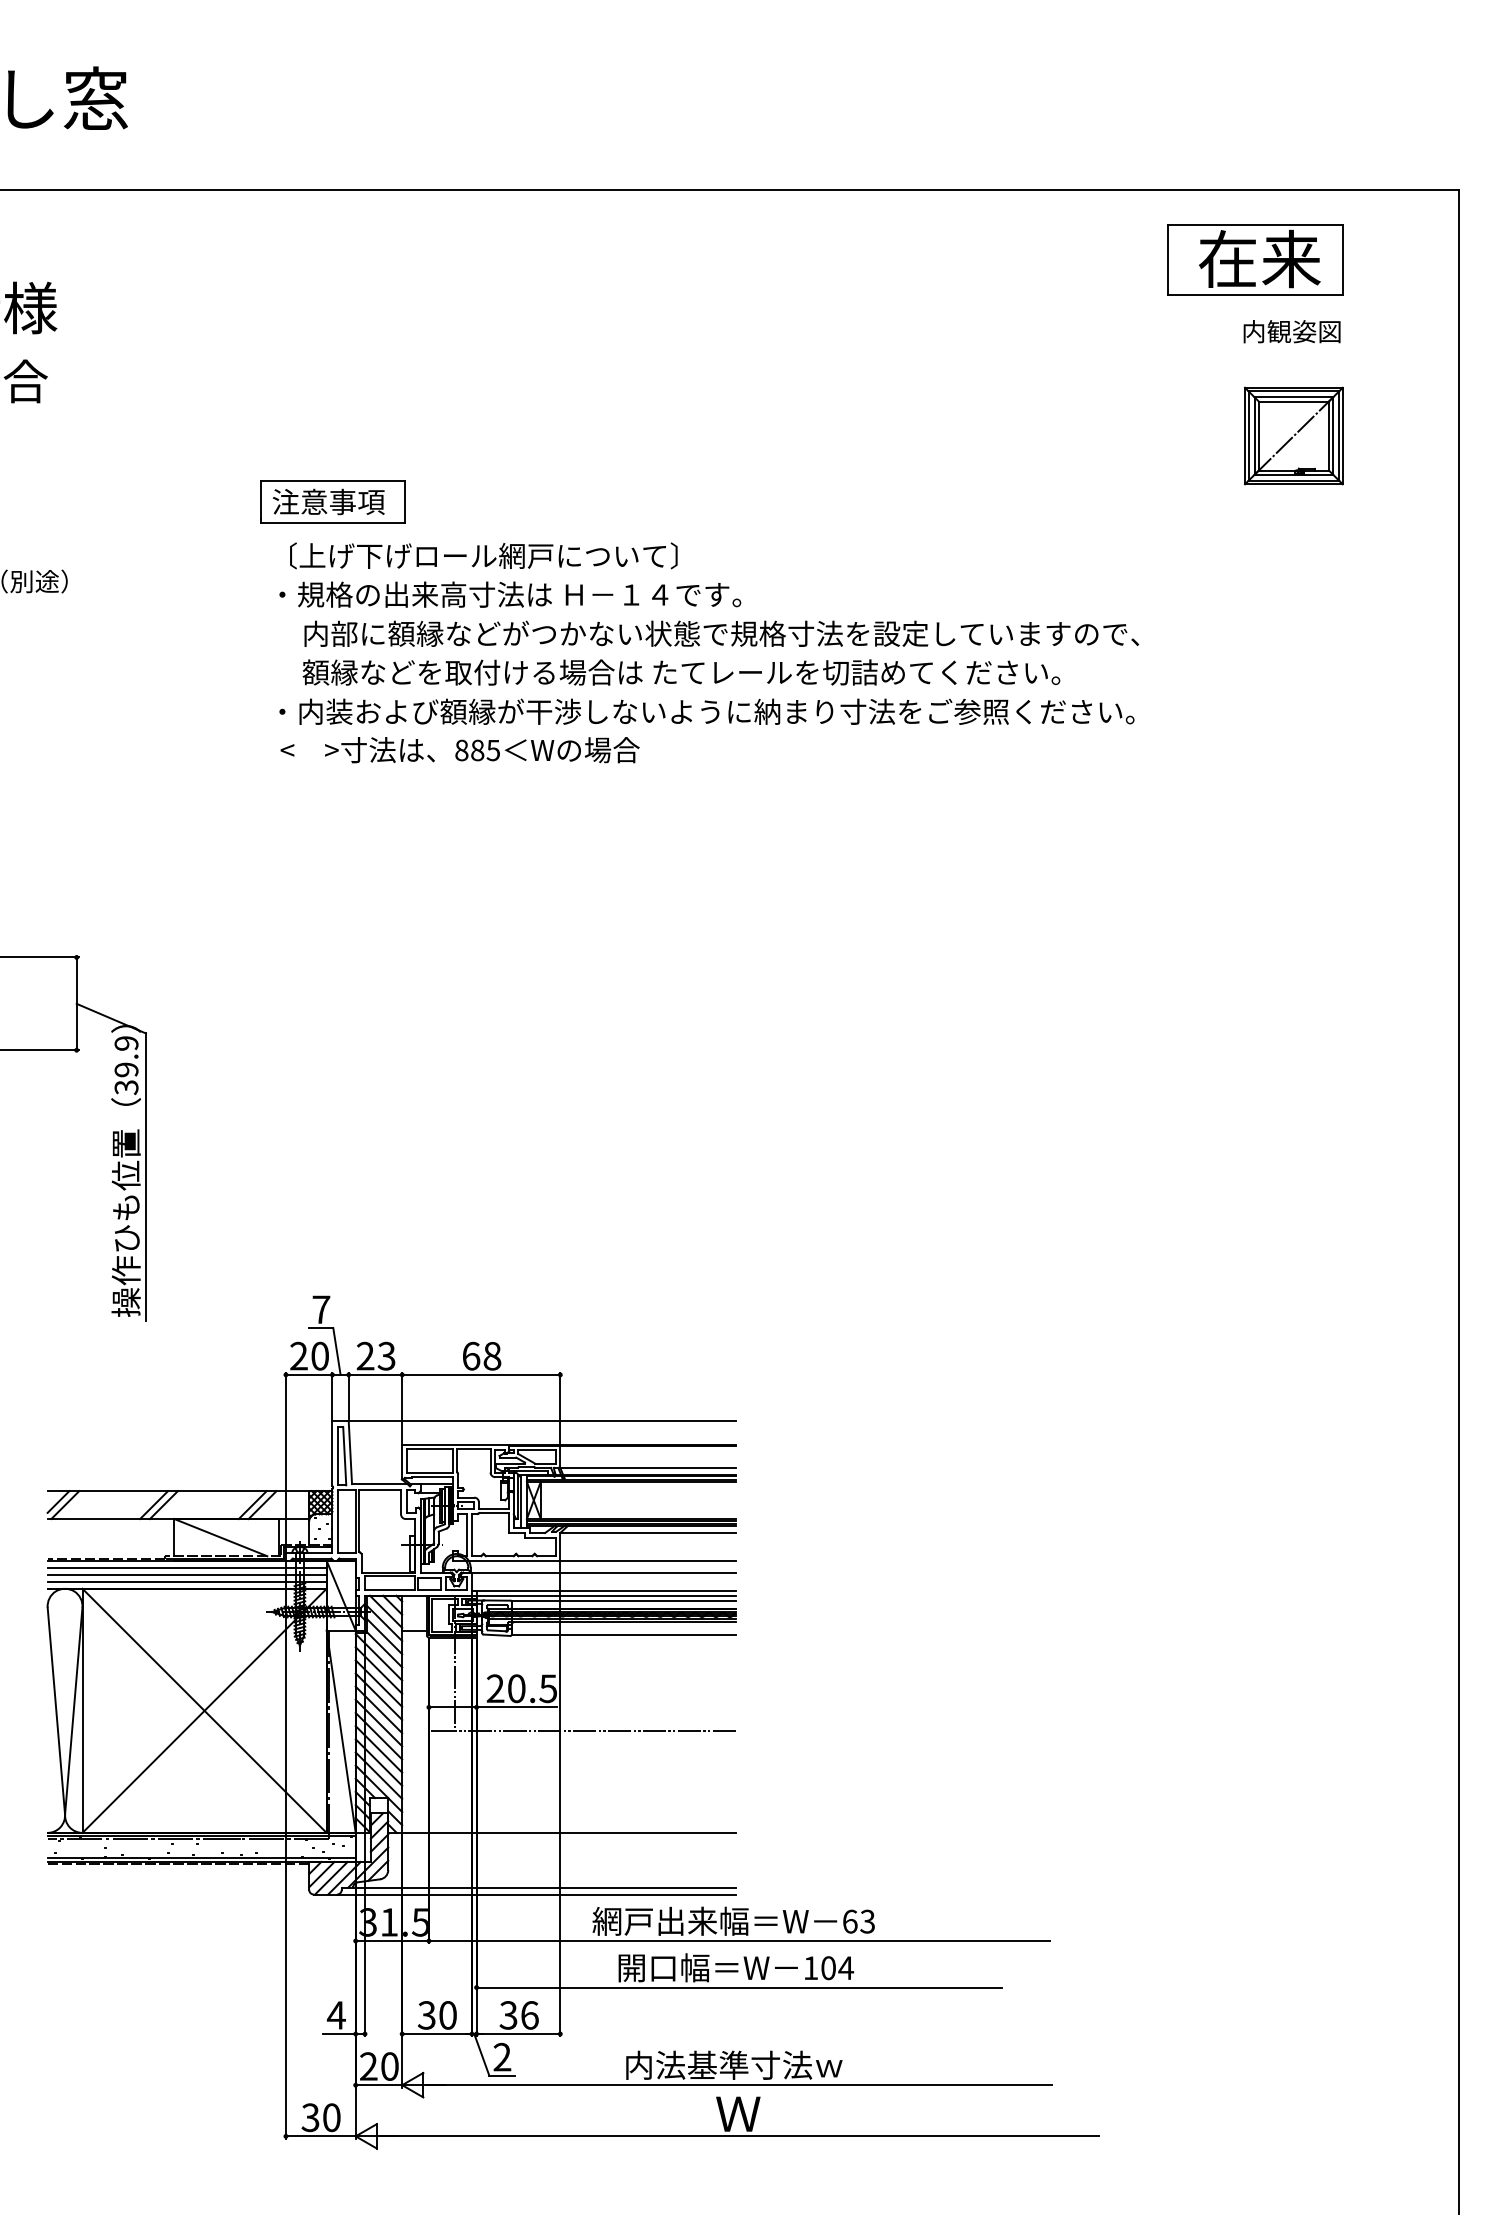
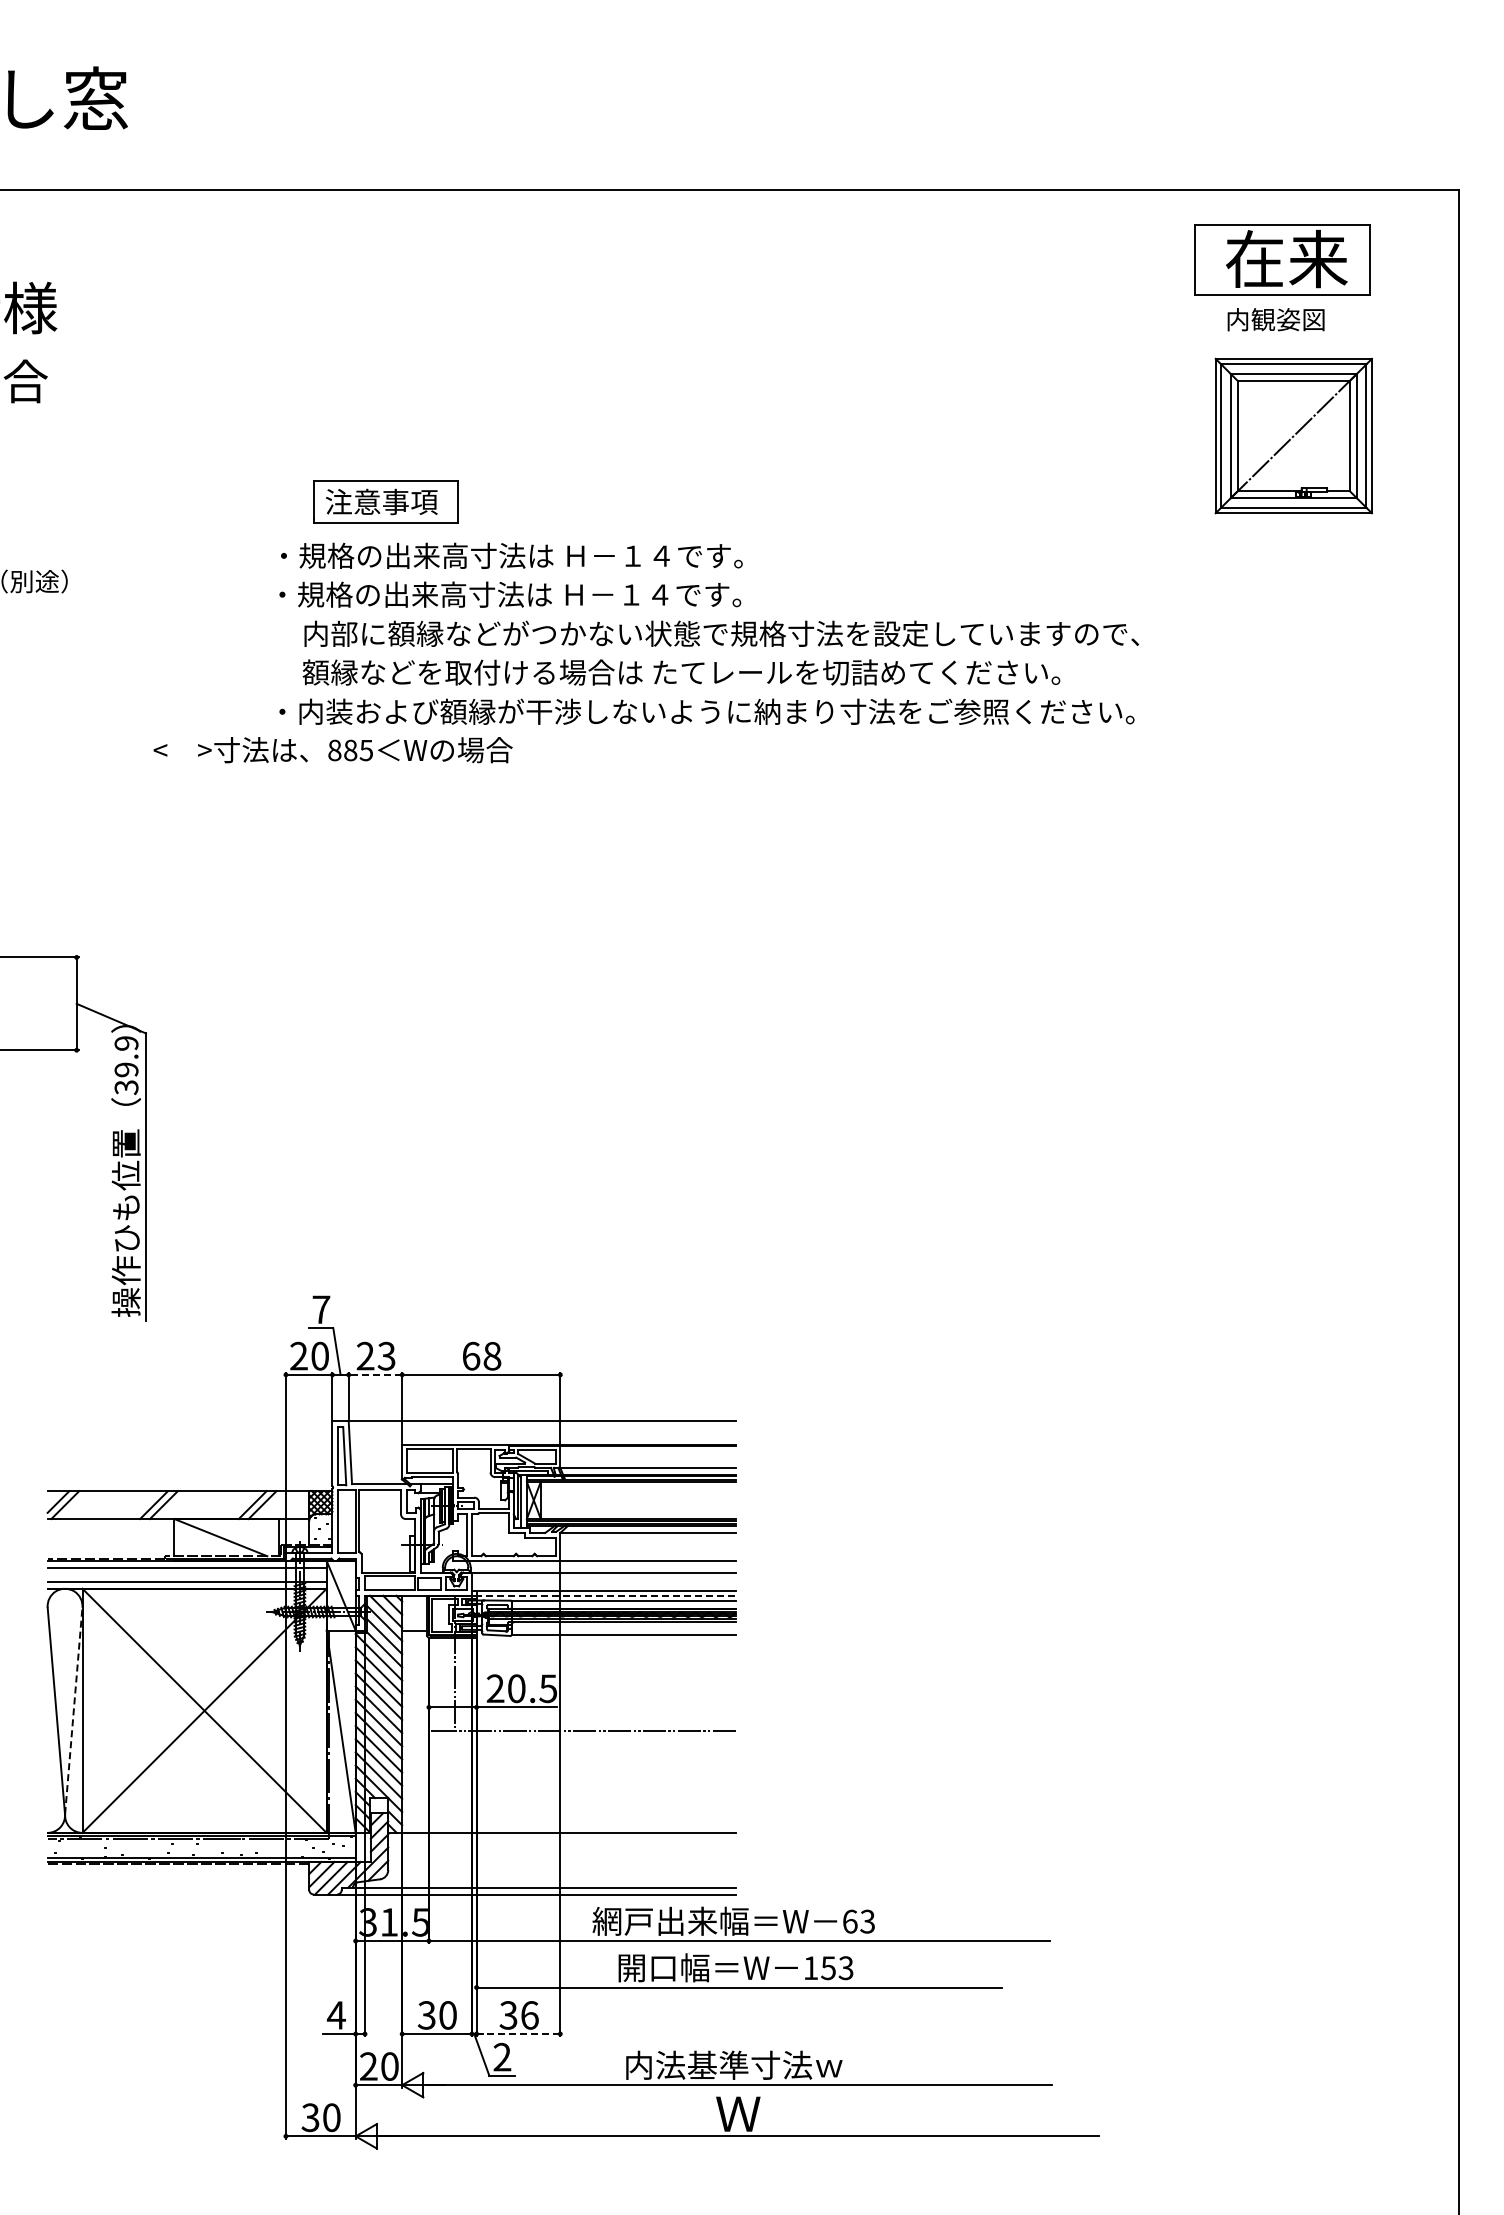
part position: (1255, 259) -> (1282, 259) (1282, 259)
text position: (1291, 331) -> (1275, 319) (1275, 319)
part size: 100x100 px -> 159x158 px (1293, 435)
part position: (332, 501) -> (385, 501) (385, 501)
text: 〔上げ下げロール網戸について〕 -> ・規格の出来高寸法は Ｈ－１４です。 (511, 555)
text position: (459, 750) -> (332, 750) (332, 750)
line: solid -> dashed (375, 1374)
line: present -> none (186, 1574)
line: solid -> dashed (606, 1595)
line: solid -> dashed (73, 1710)
text: 104 -> 153 (837, 1968)
line: solid -> dashed (518, 2034)
